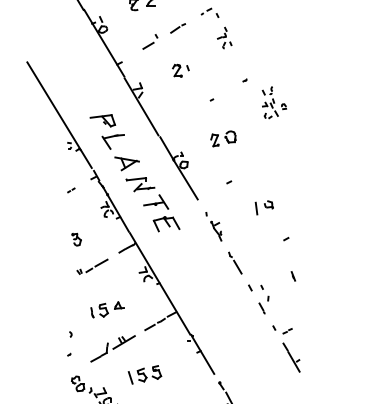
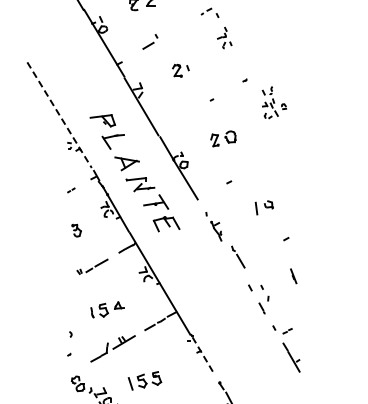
line: present -> none (178, 28)
line: solid -> dashed (59, 115)
part position: (76, 239) -> (76, 230) (76, 230)
line position: (235, 262) -> (238, 256) (238, 256)
part size: 6x11 px -> 8x17 px (293, 276)
line: solid -> dashed (203, 356)
part position: (144, 374) -> (144, 380) (144, 380)
